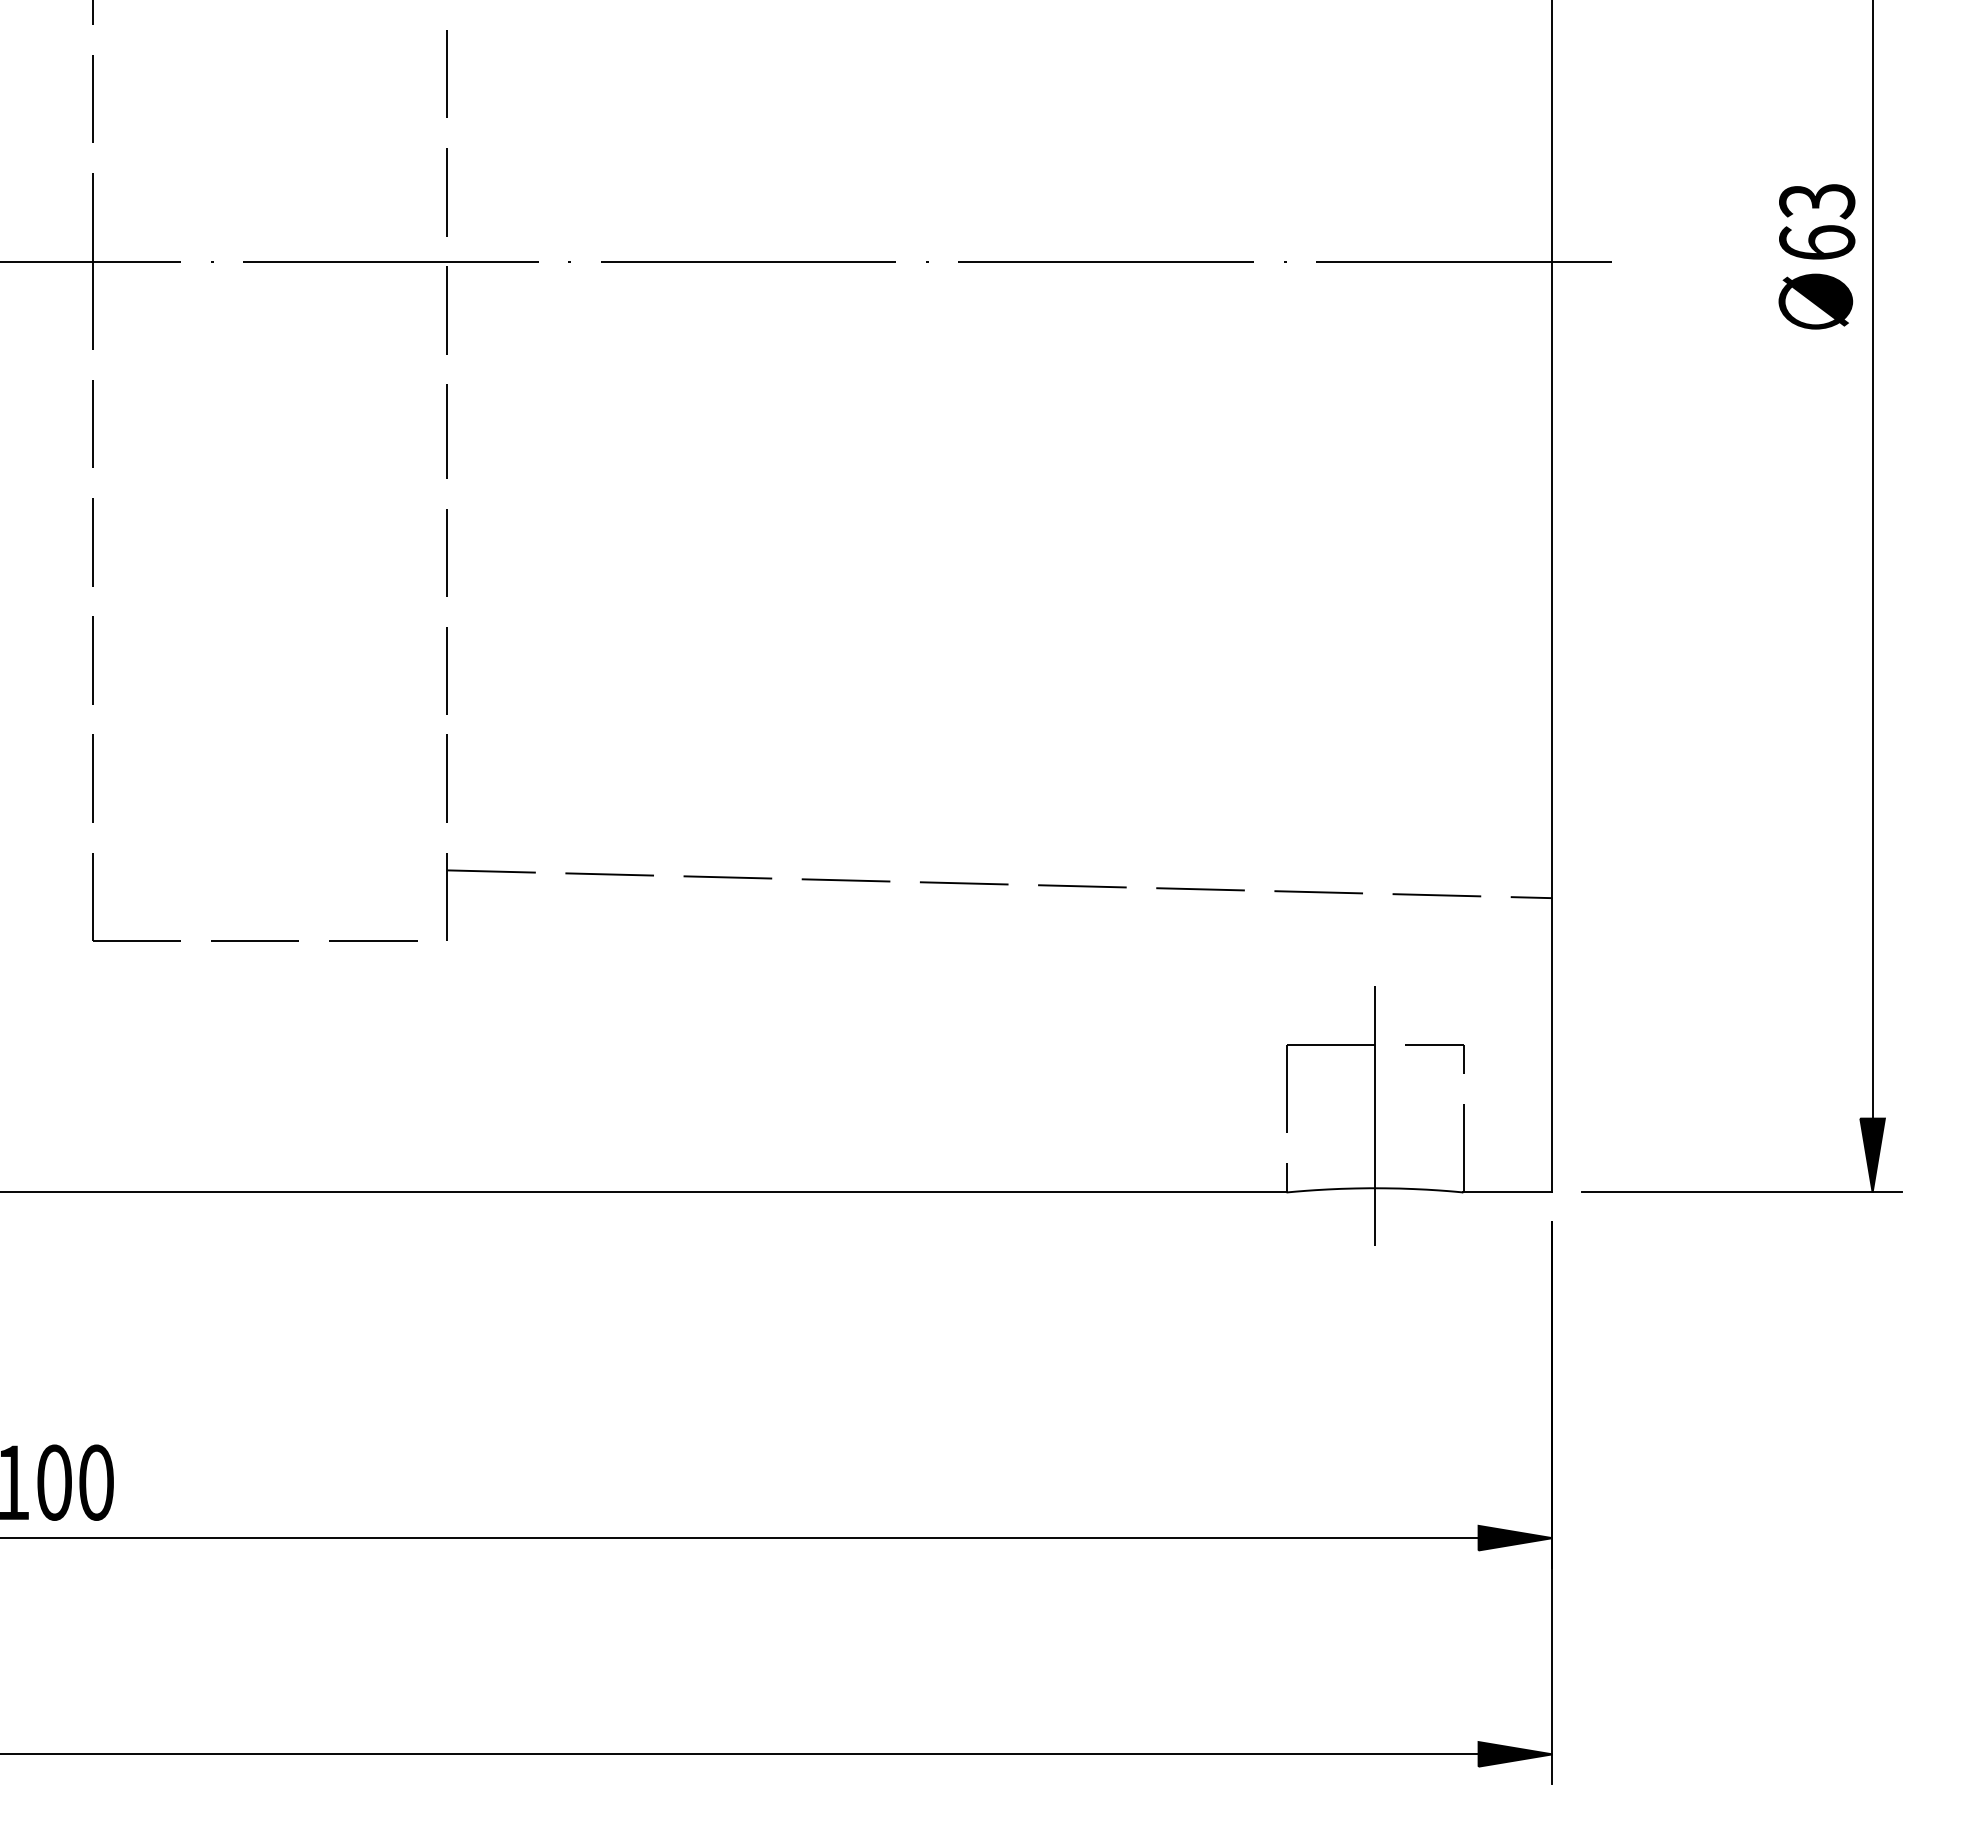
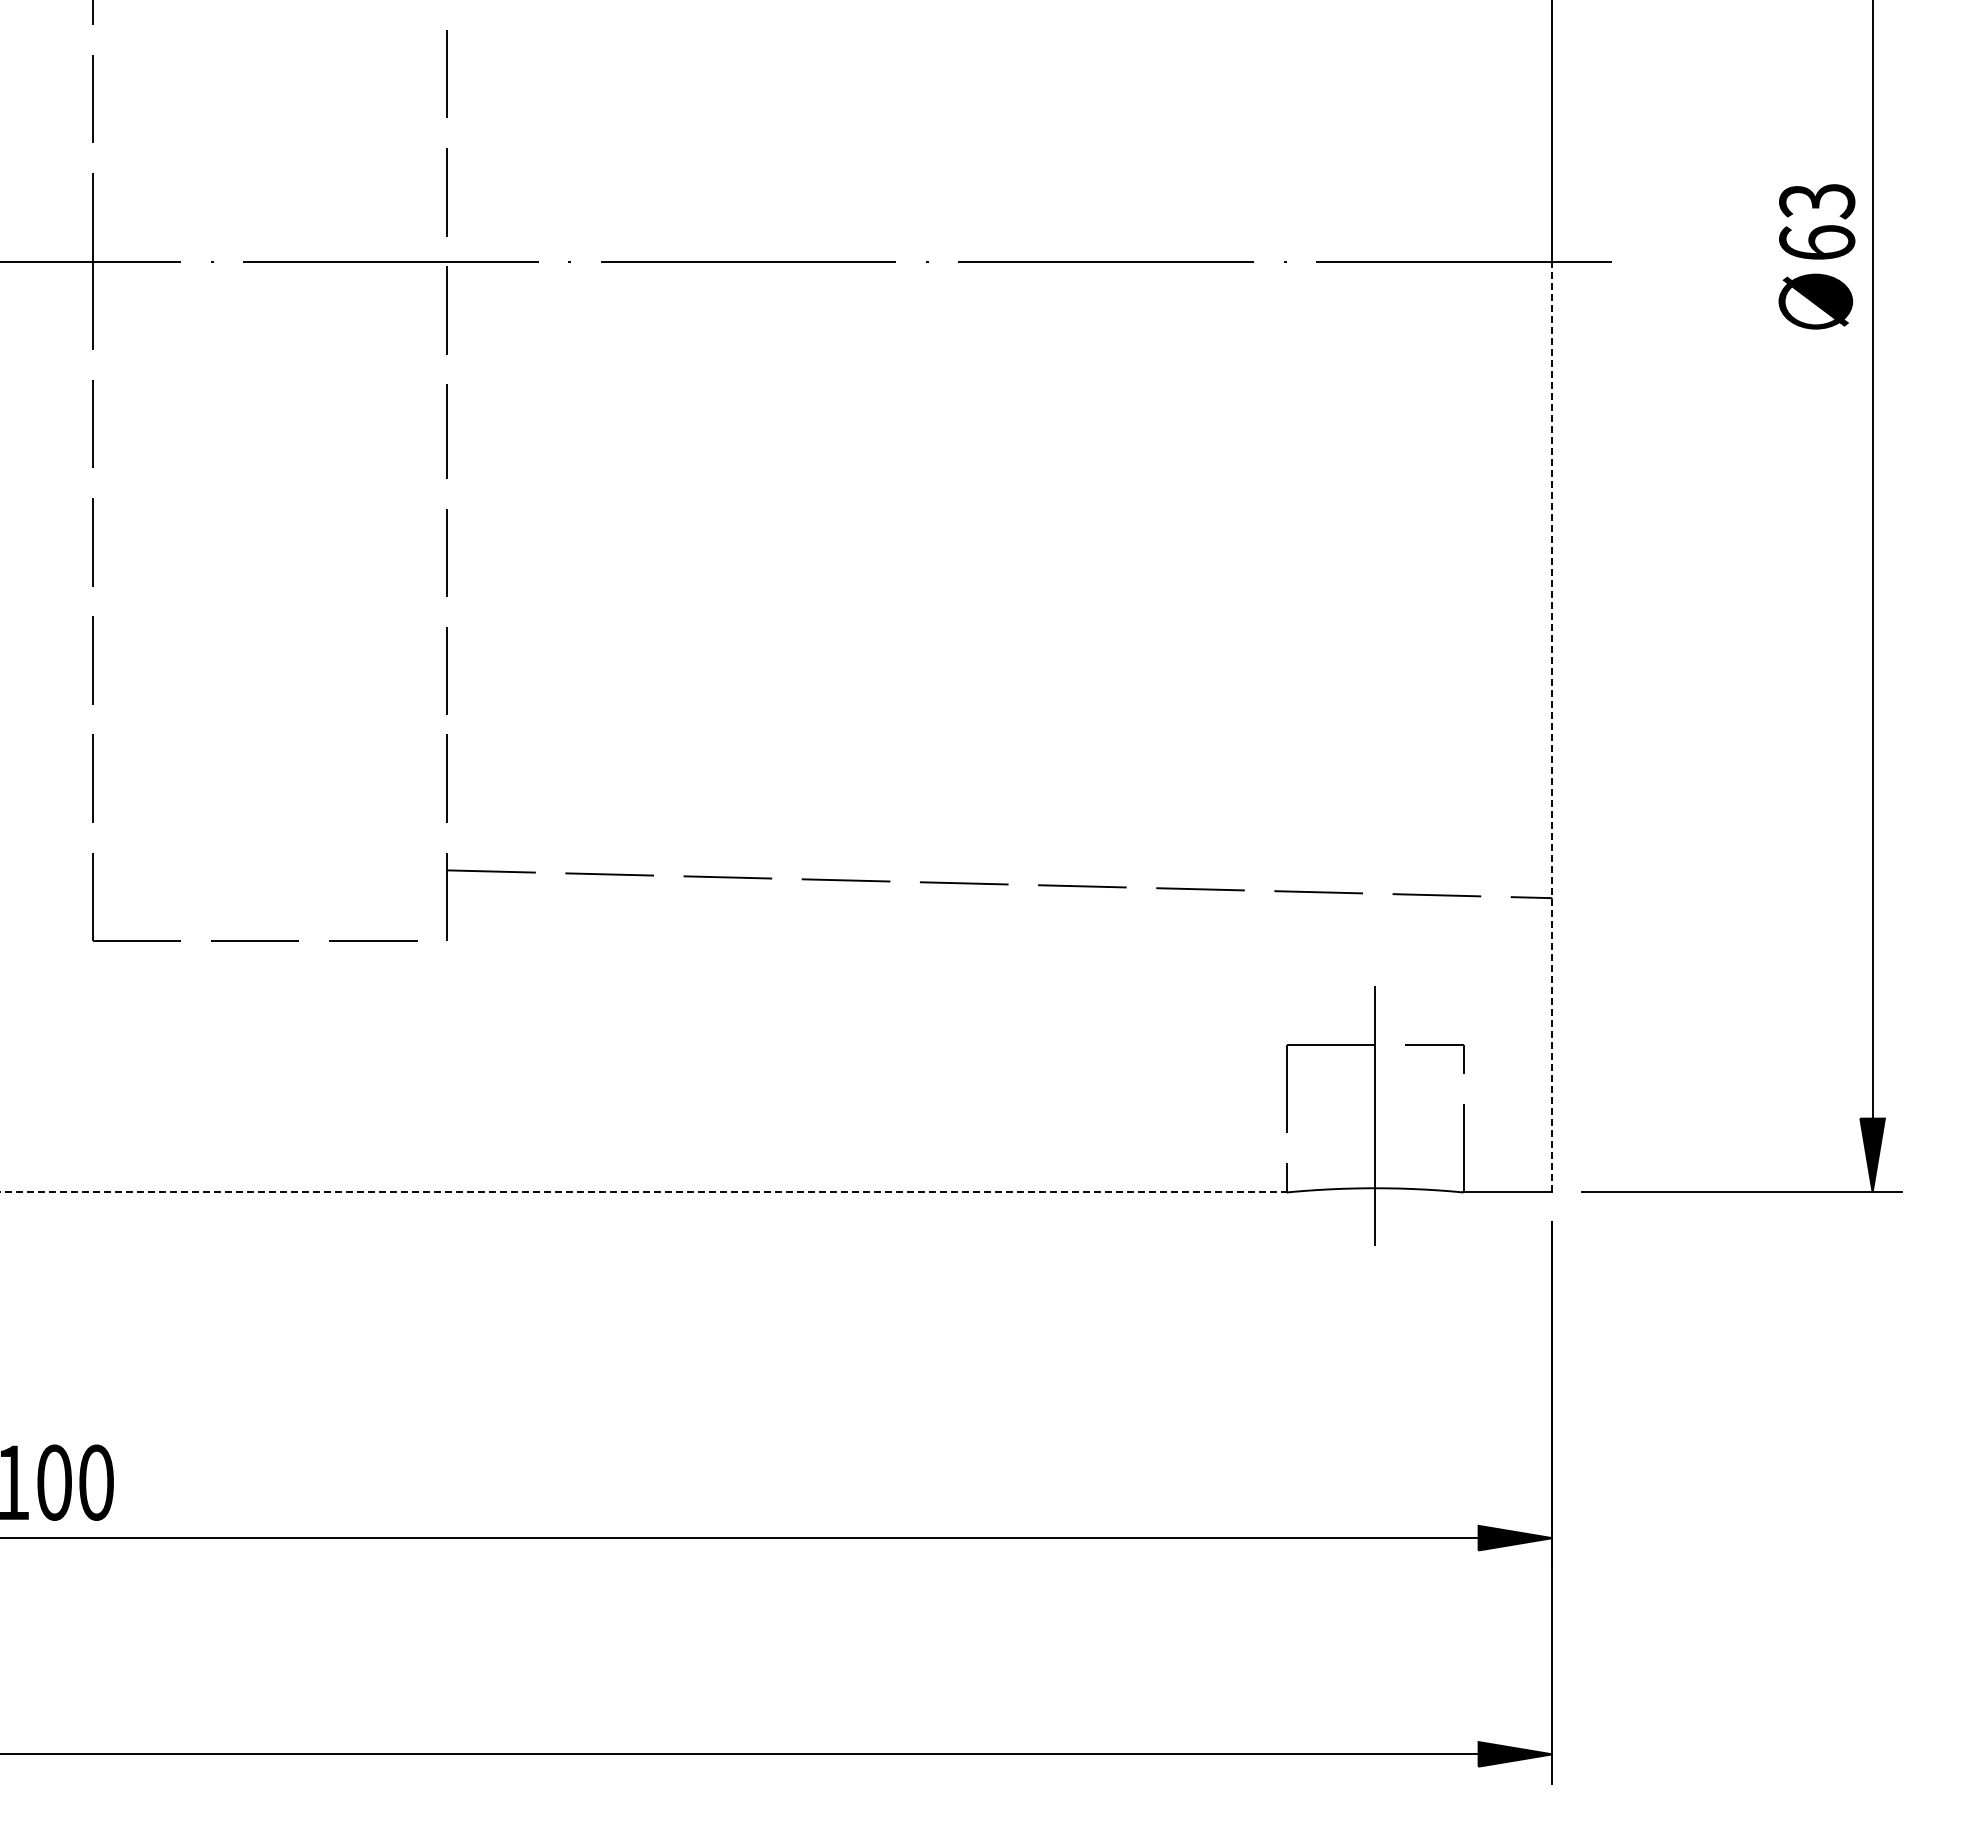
line: solid -> dashed (1552, 726)
line: solid -> dashed (643, 1192)
